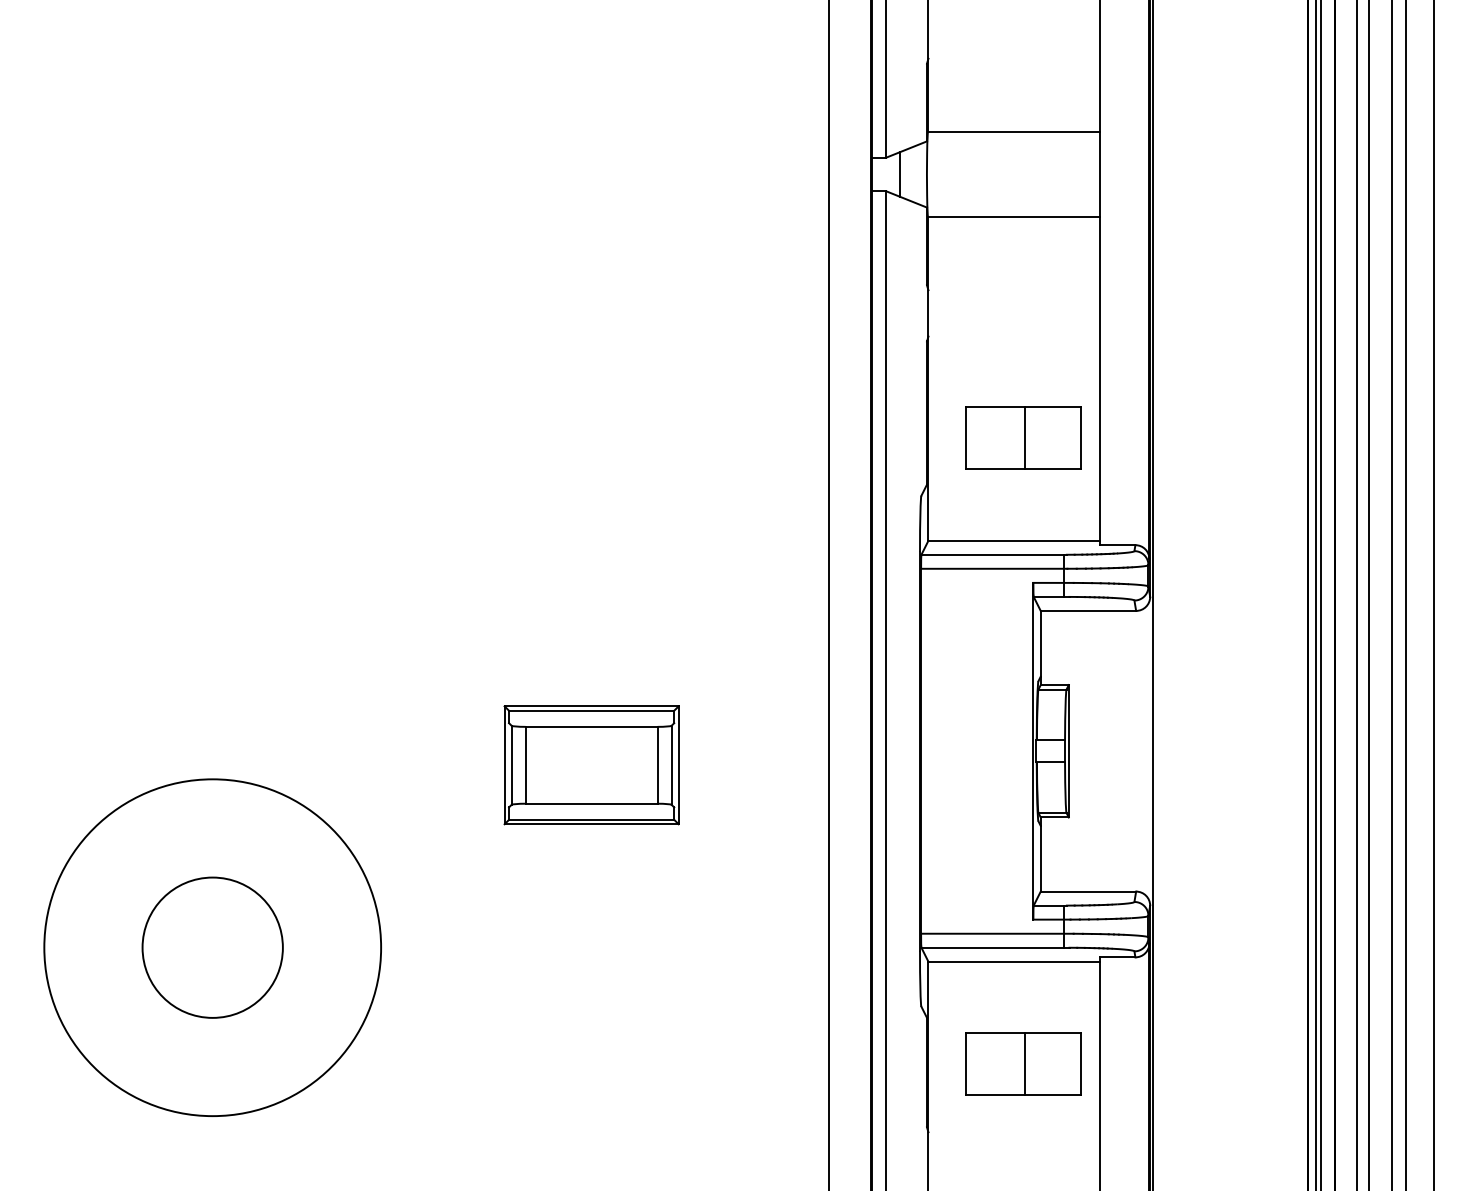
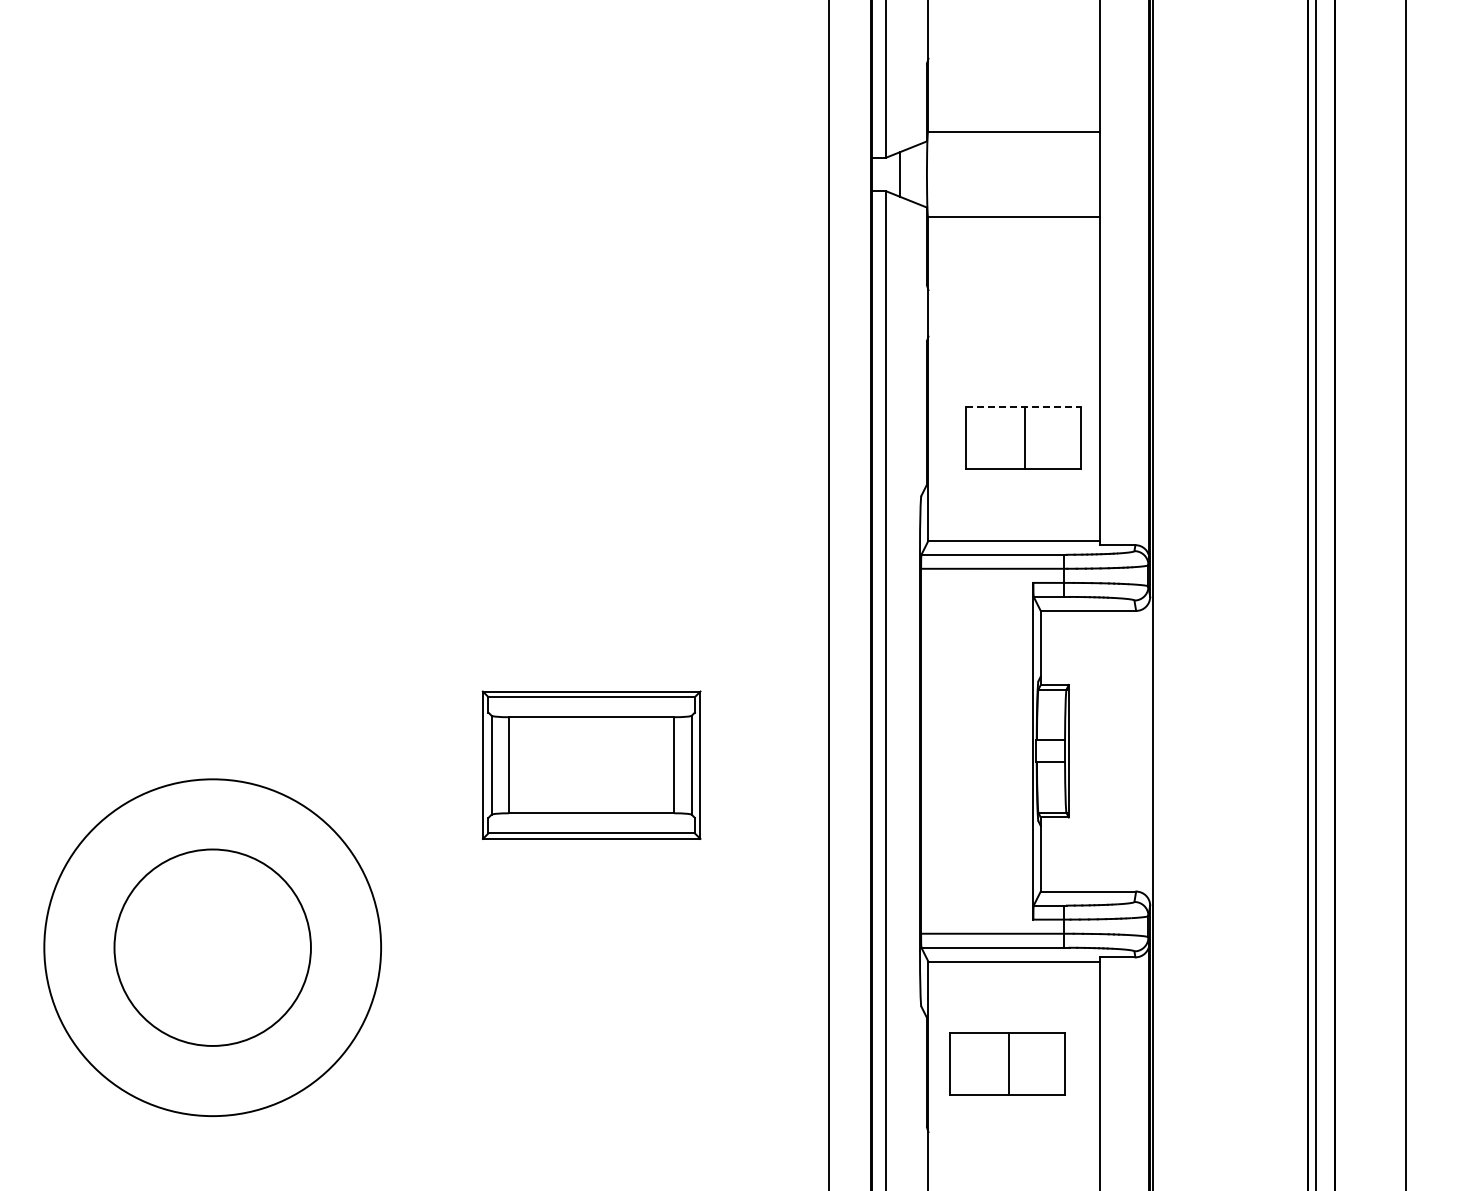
line: solid -> dashed (1024, 407)
line: present -> none (1320, 594)
line: present -> none (1357, 594)
line: present -> none (1369, 594)
line: present -> none (1391, 594)
line: present -> none (1433, 594)
part size: 177x121 px -> 221x150 px (591, 764)
circle diameter: 140 px -> 196 px (212, 947)
part position: (1023, 1063) -> (1007, 1063) (1007, 1063)
